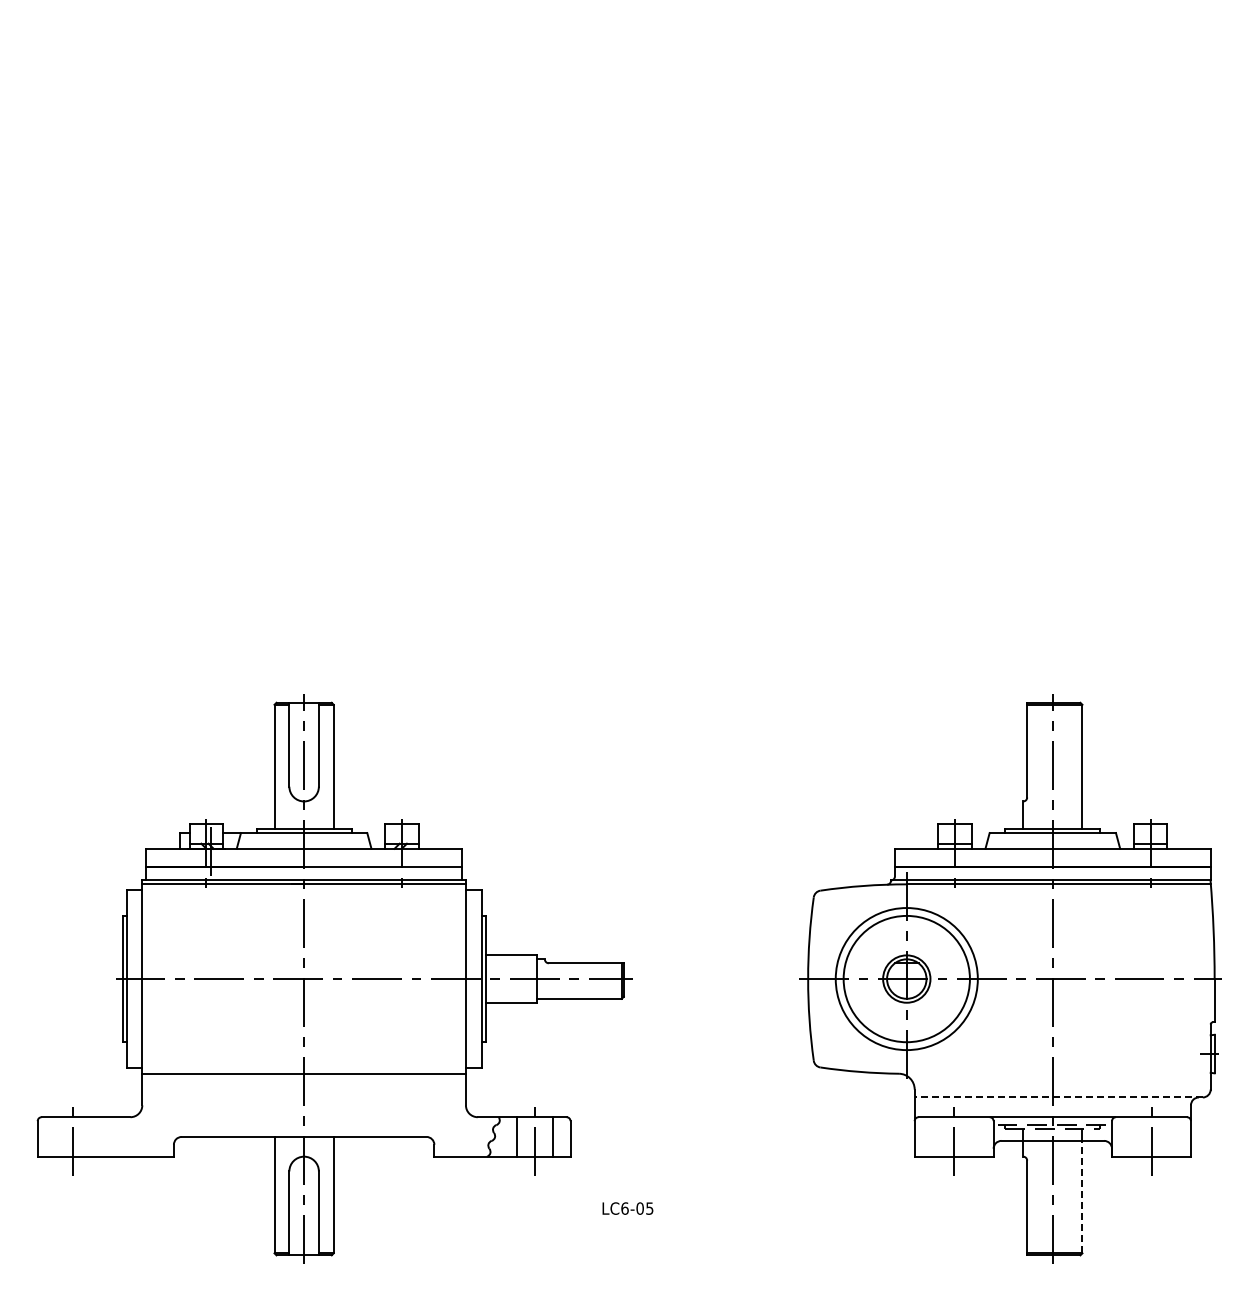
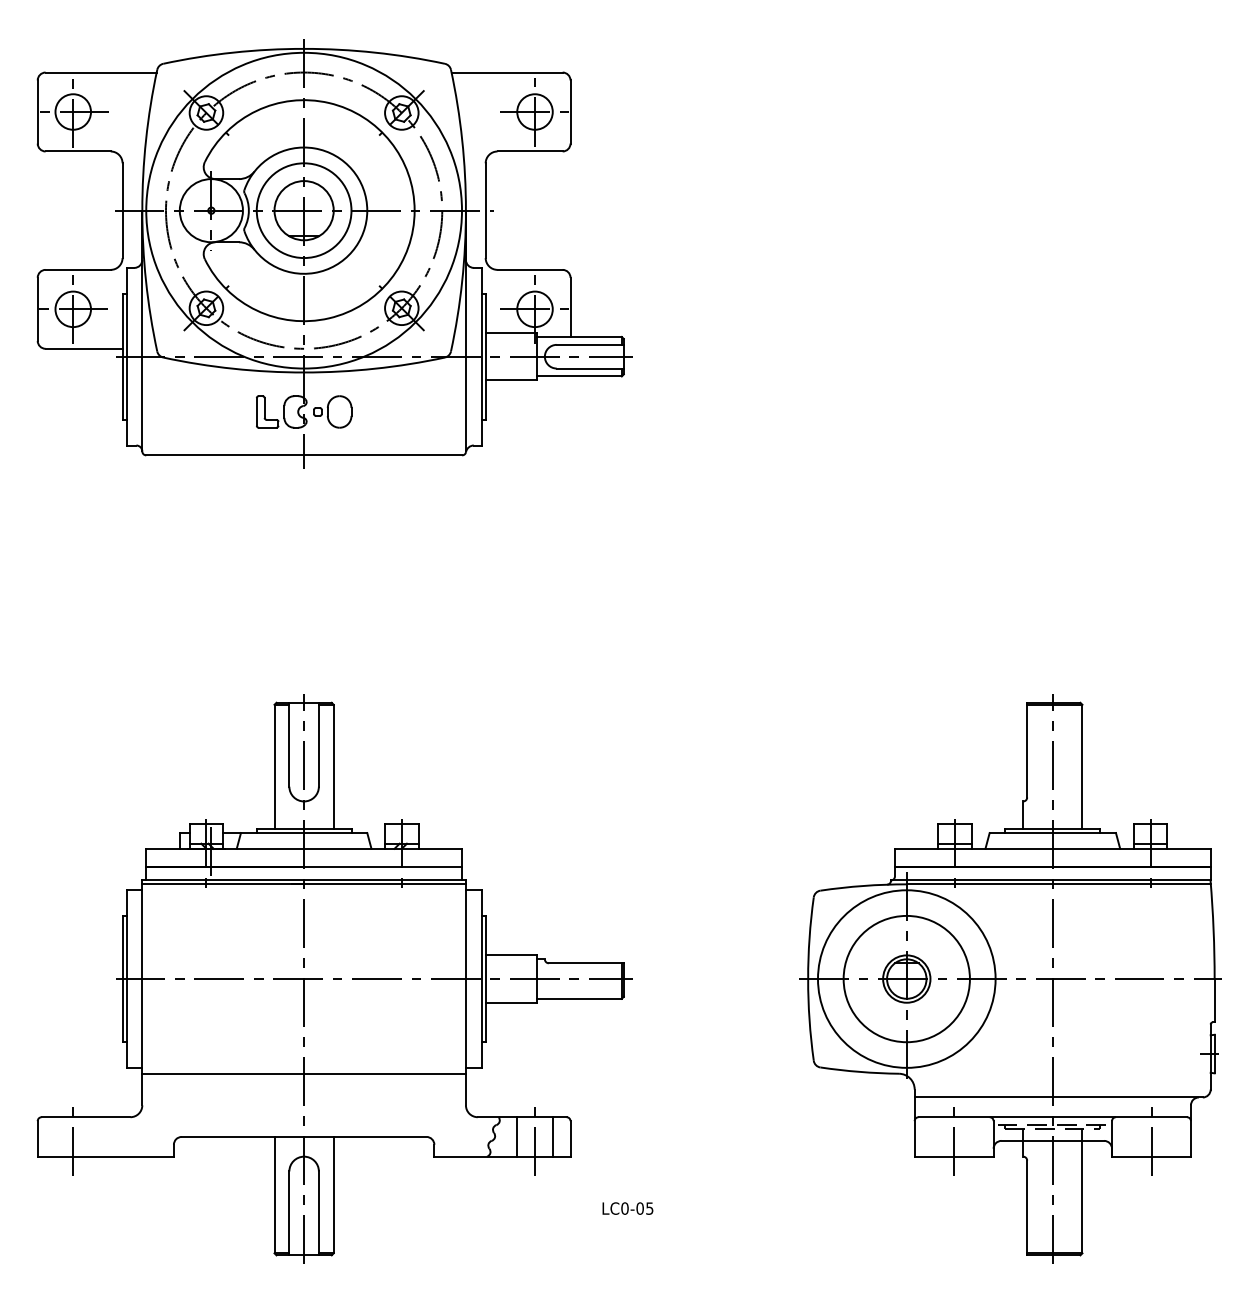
part: none -> present (334, 253)
circle diameter: 142 px -> 178 px (906, 978)
line: dashed -> solid (1058, 1097)
line: dashed -> solid (1082, 1196)
text: LC6-05 -> LC0-05 (624, 1208)
